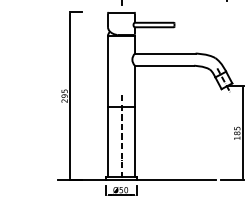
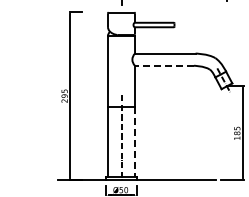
line: solid -> dashed (164, 65)
line: solid -> dashed (134, 142)
